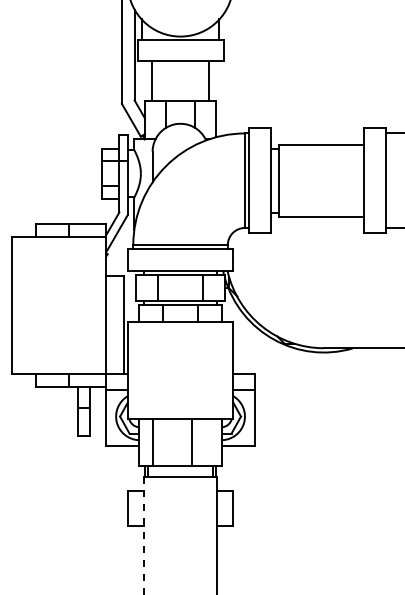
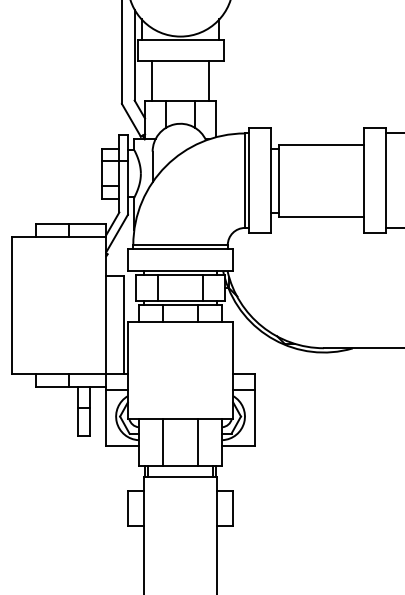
line position: (153, 442) -> (163, 442) (163, 442)
line position: (191, 442) -> (197, 442) (197, 442)
line: dashed -> solid (144, 535)
